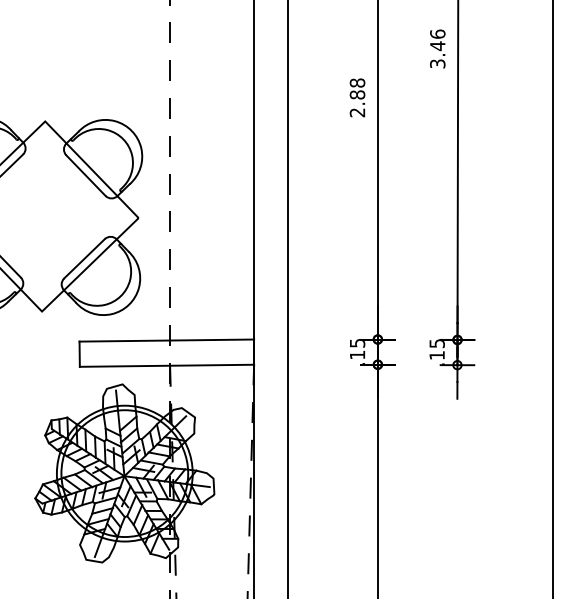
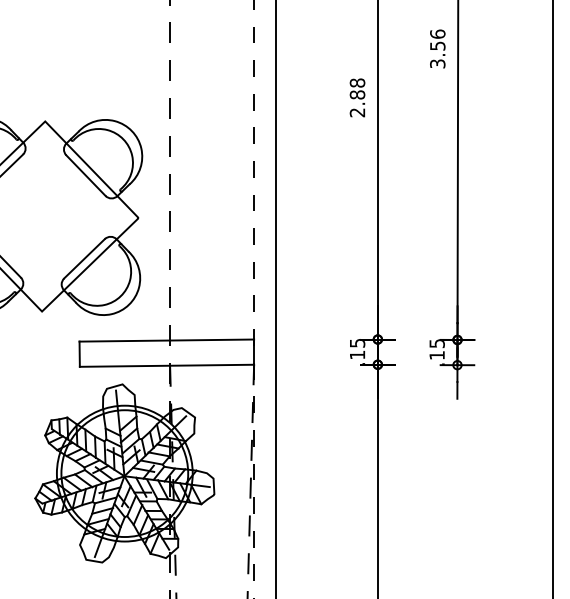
text: 3.46 -> 3.56 (437, 46)
line position: (287, 298) -> (275, 298) (275, 298)
line: solid -> dashed (254, 299)
